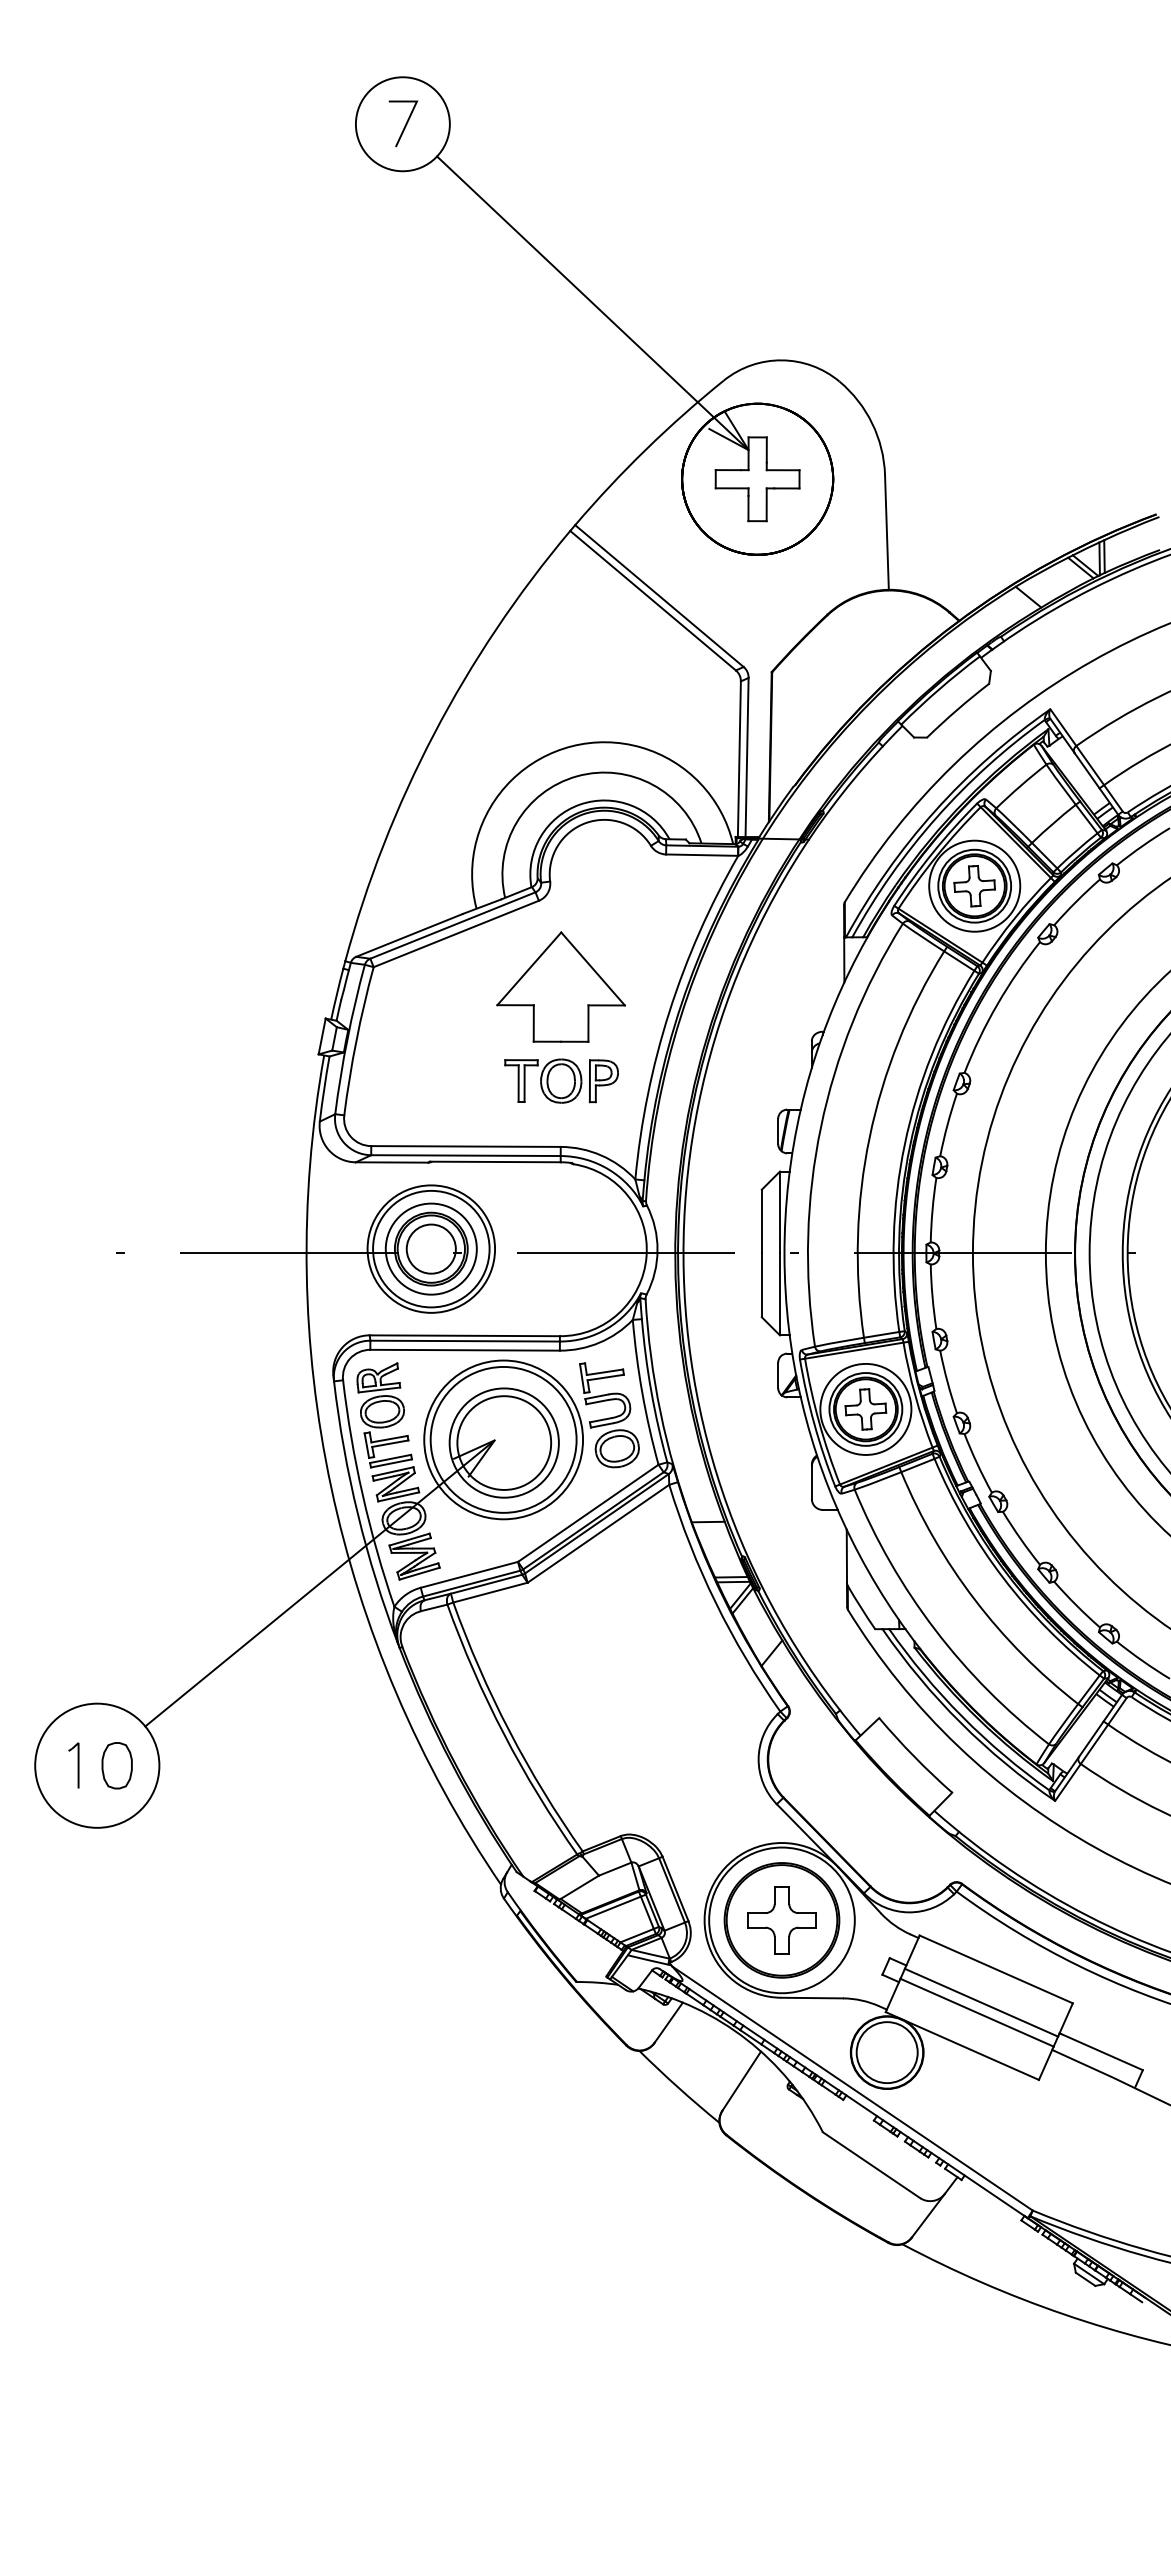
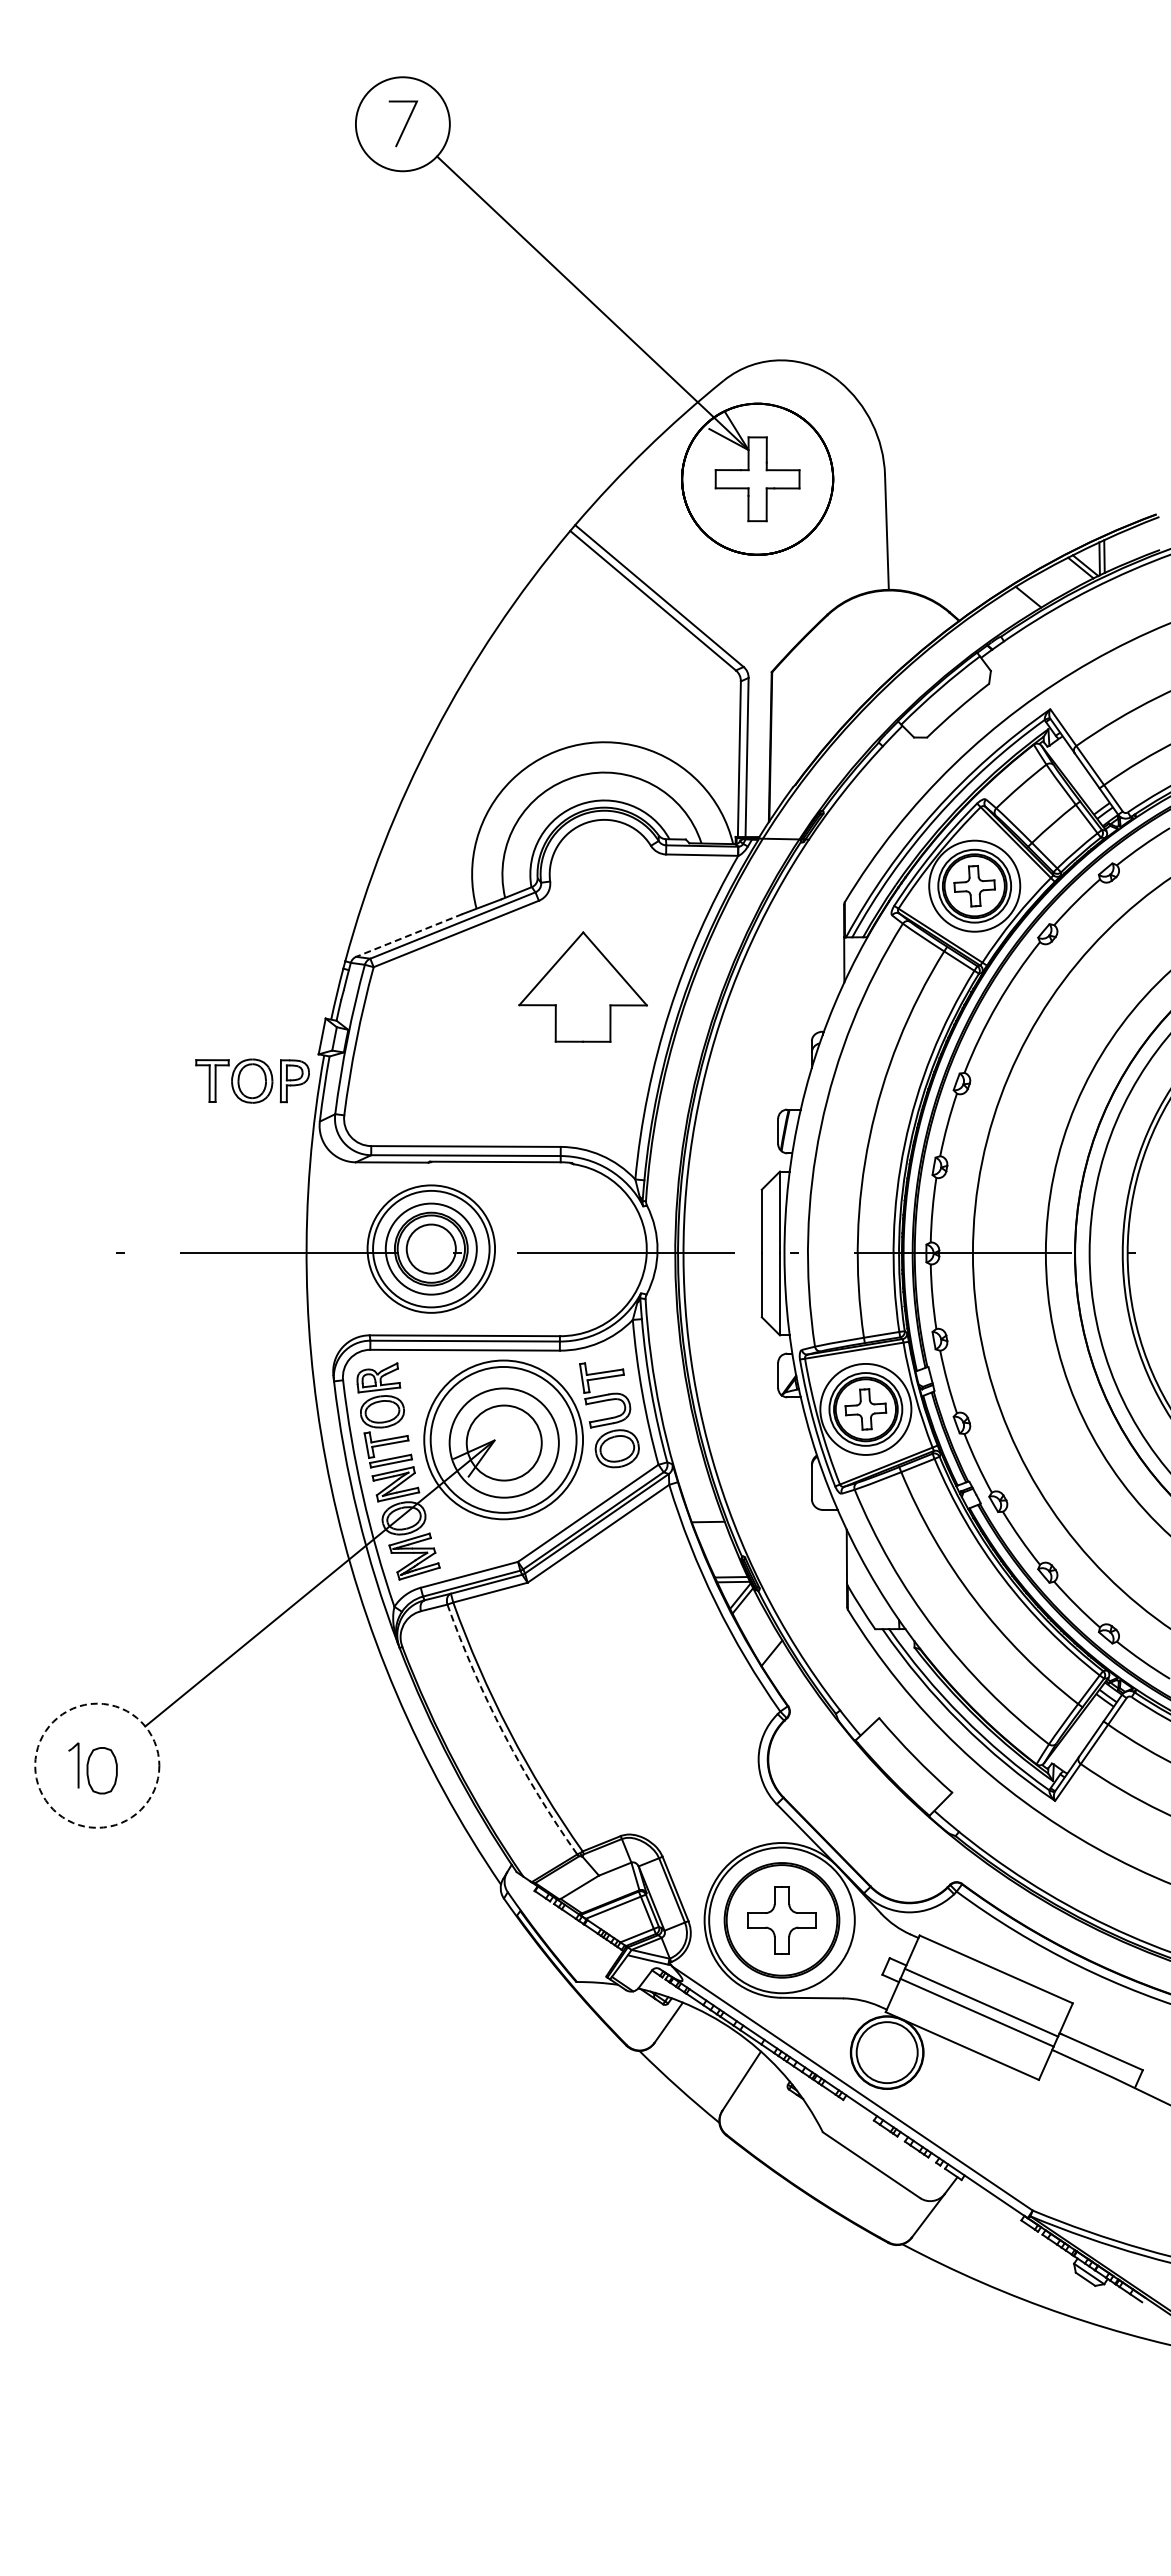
line: solid -> dashed (409, 935)
part position: (560, 986) -> (582, 986) (582, 986)
part position: (561, 1080) -> (252, 1080) (252, 1080)
circle diameter: 94 px -> 75 px (503, 1442)
arc: solid -> dashed (503, 1733)
circle: solid -> dashed (97, 1765)
part position: (116, 1765) -> (101, 1770) (101, 1770)
